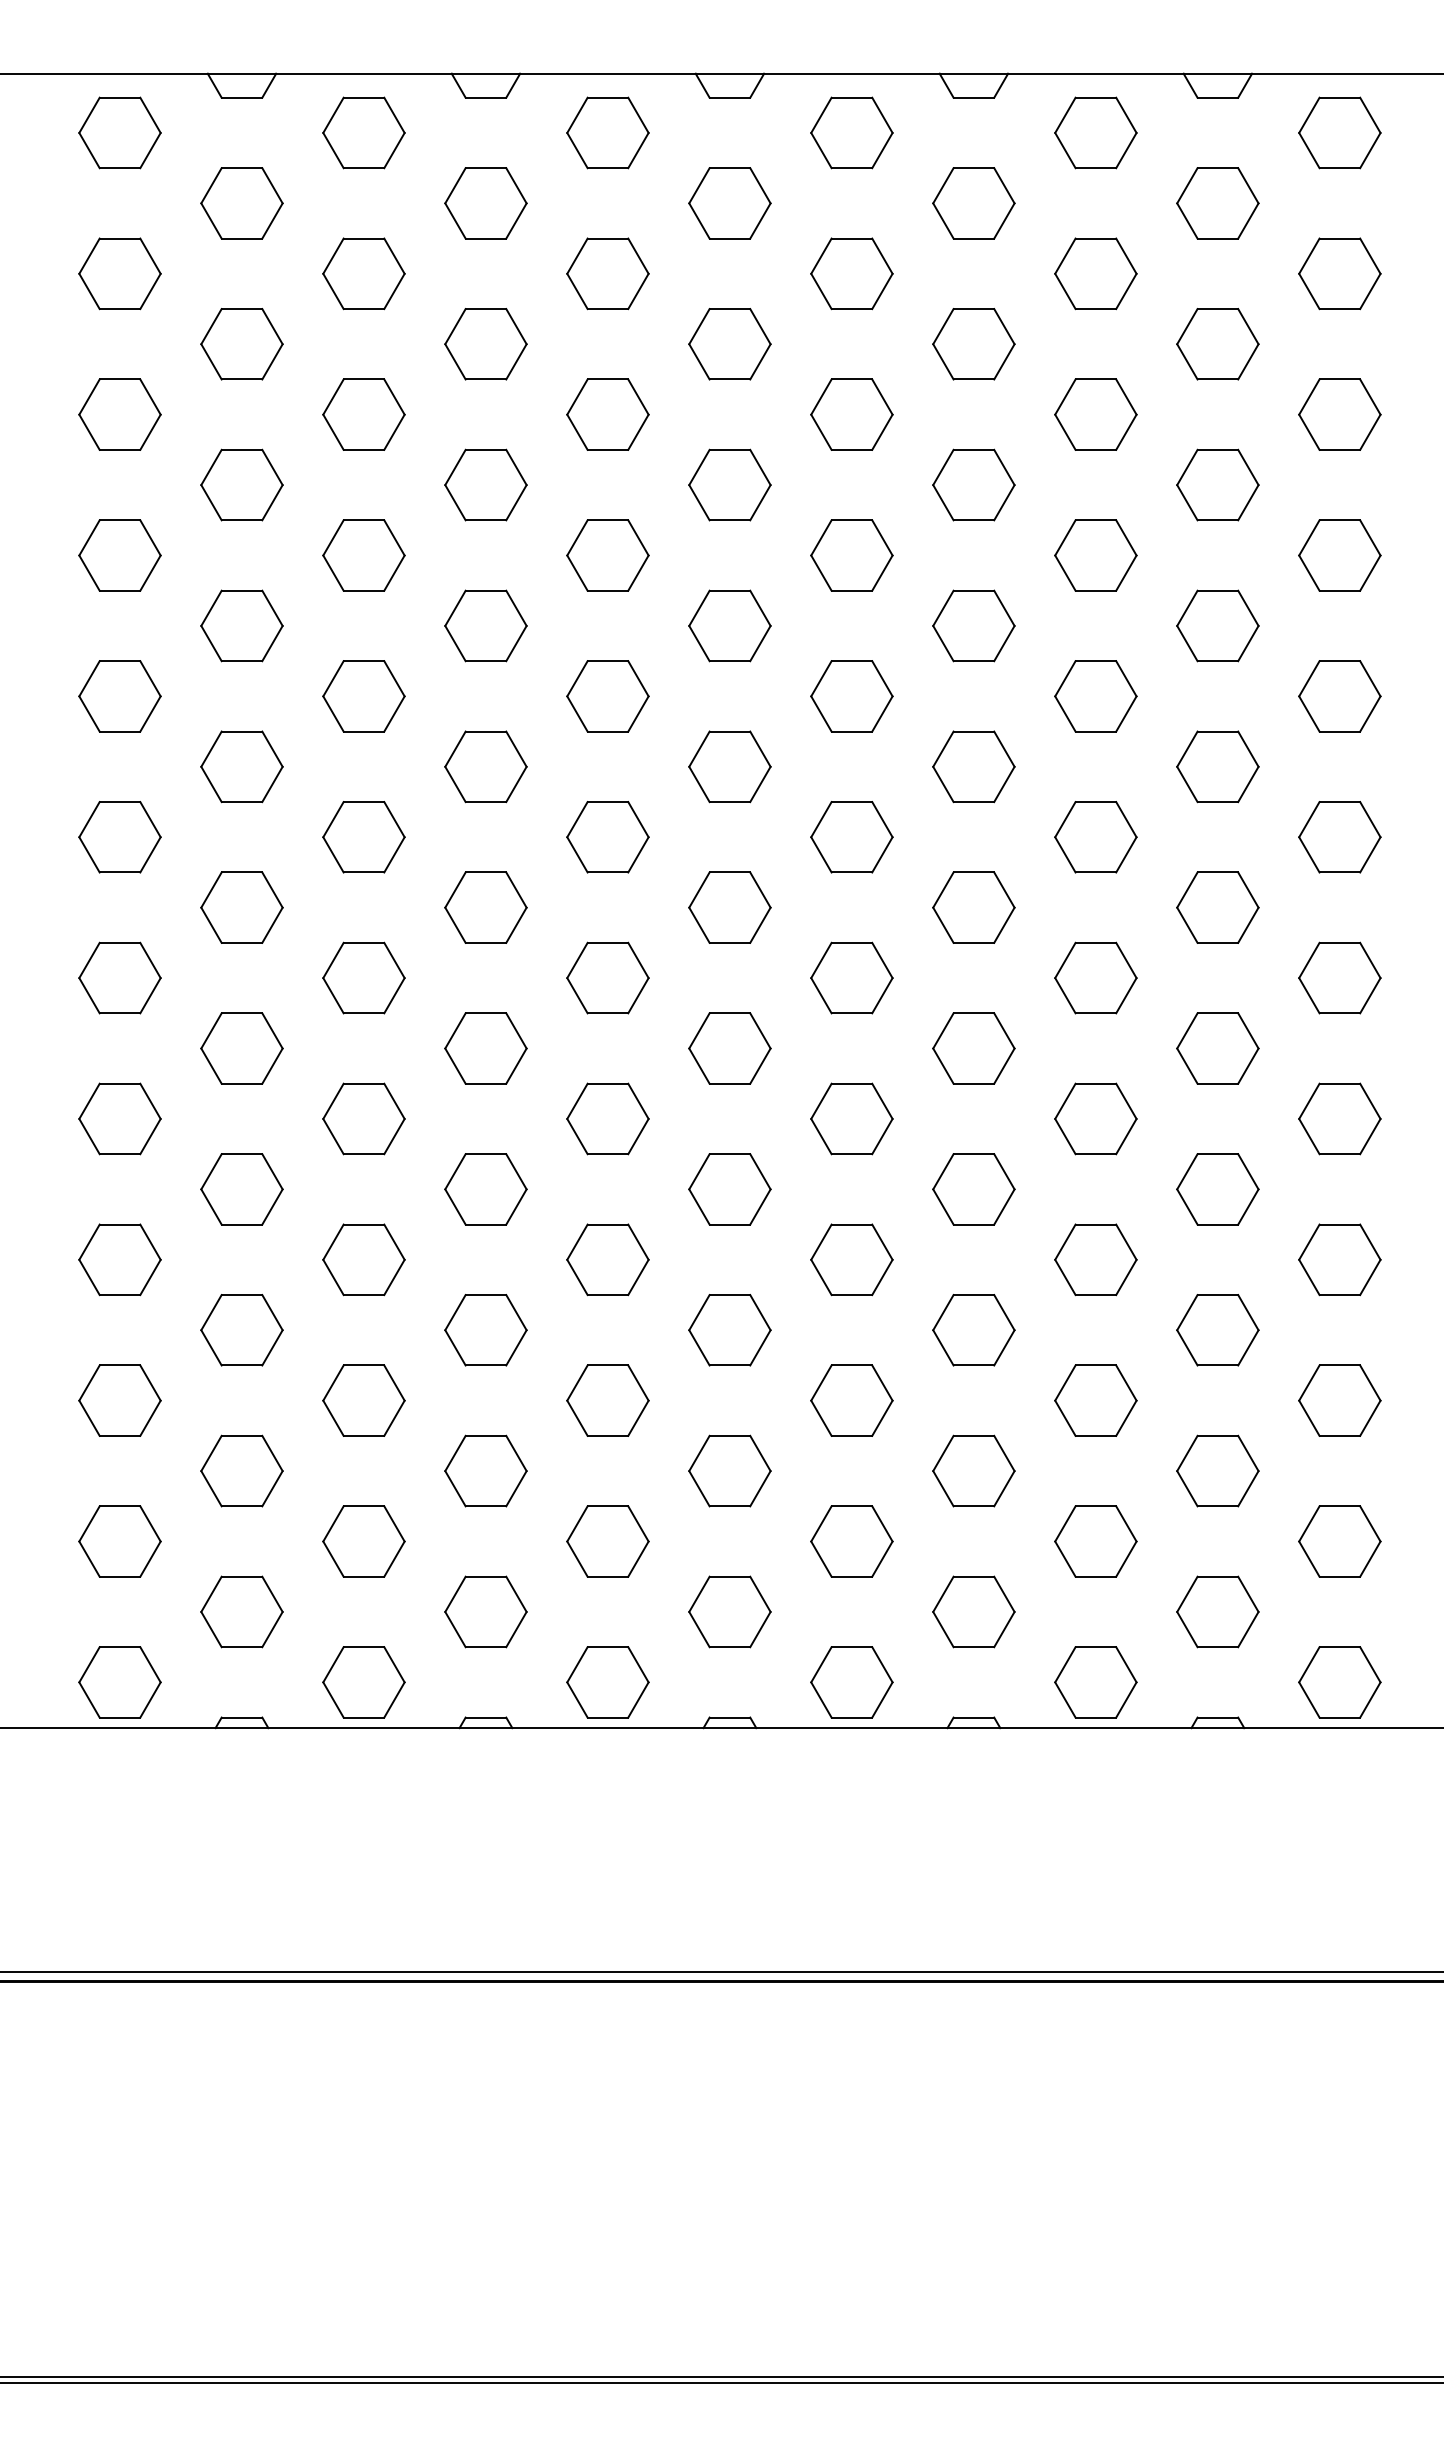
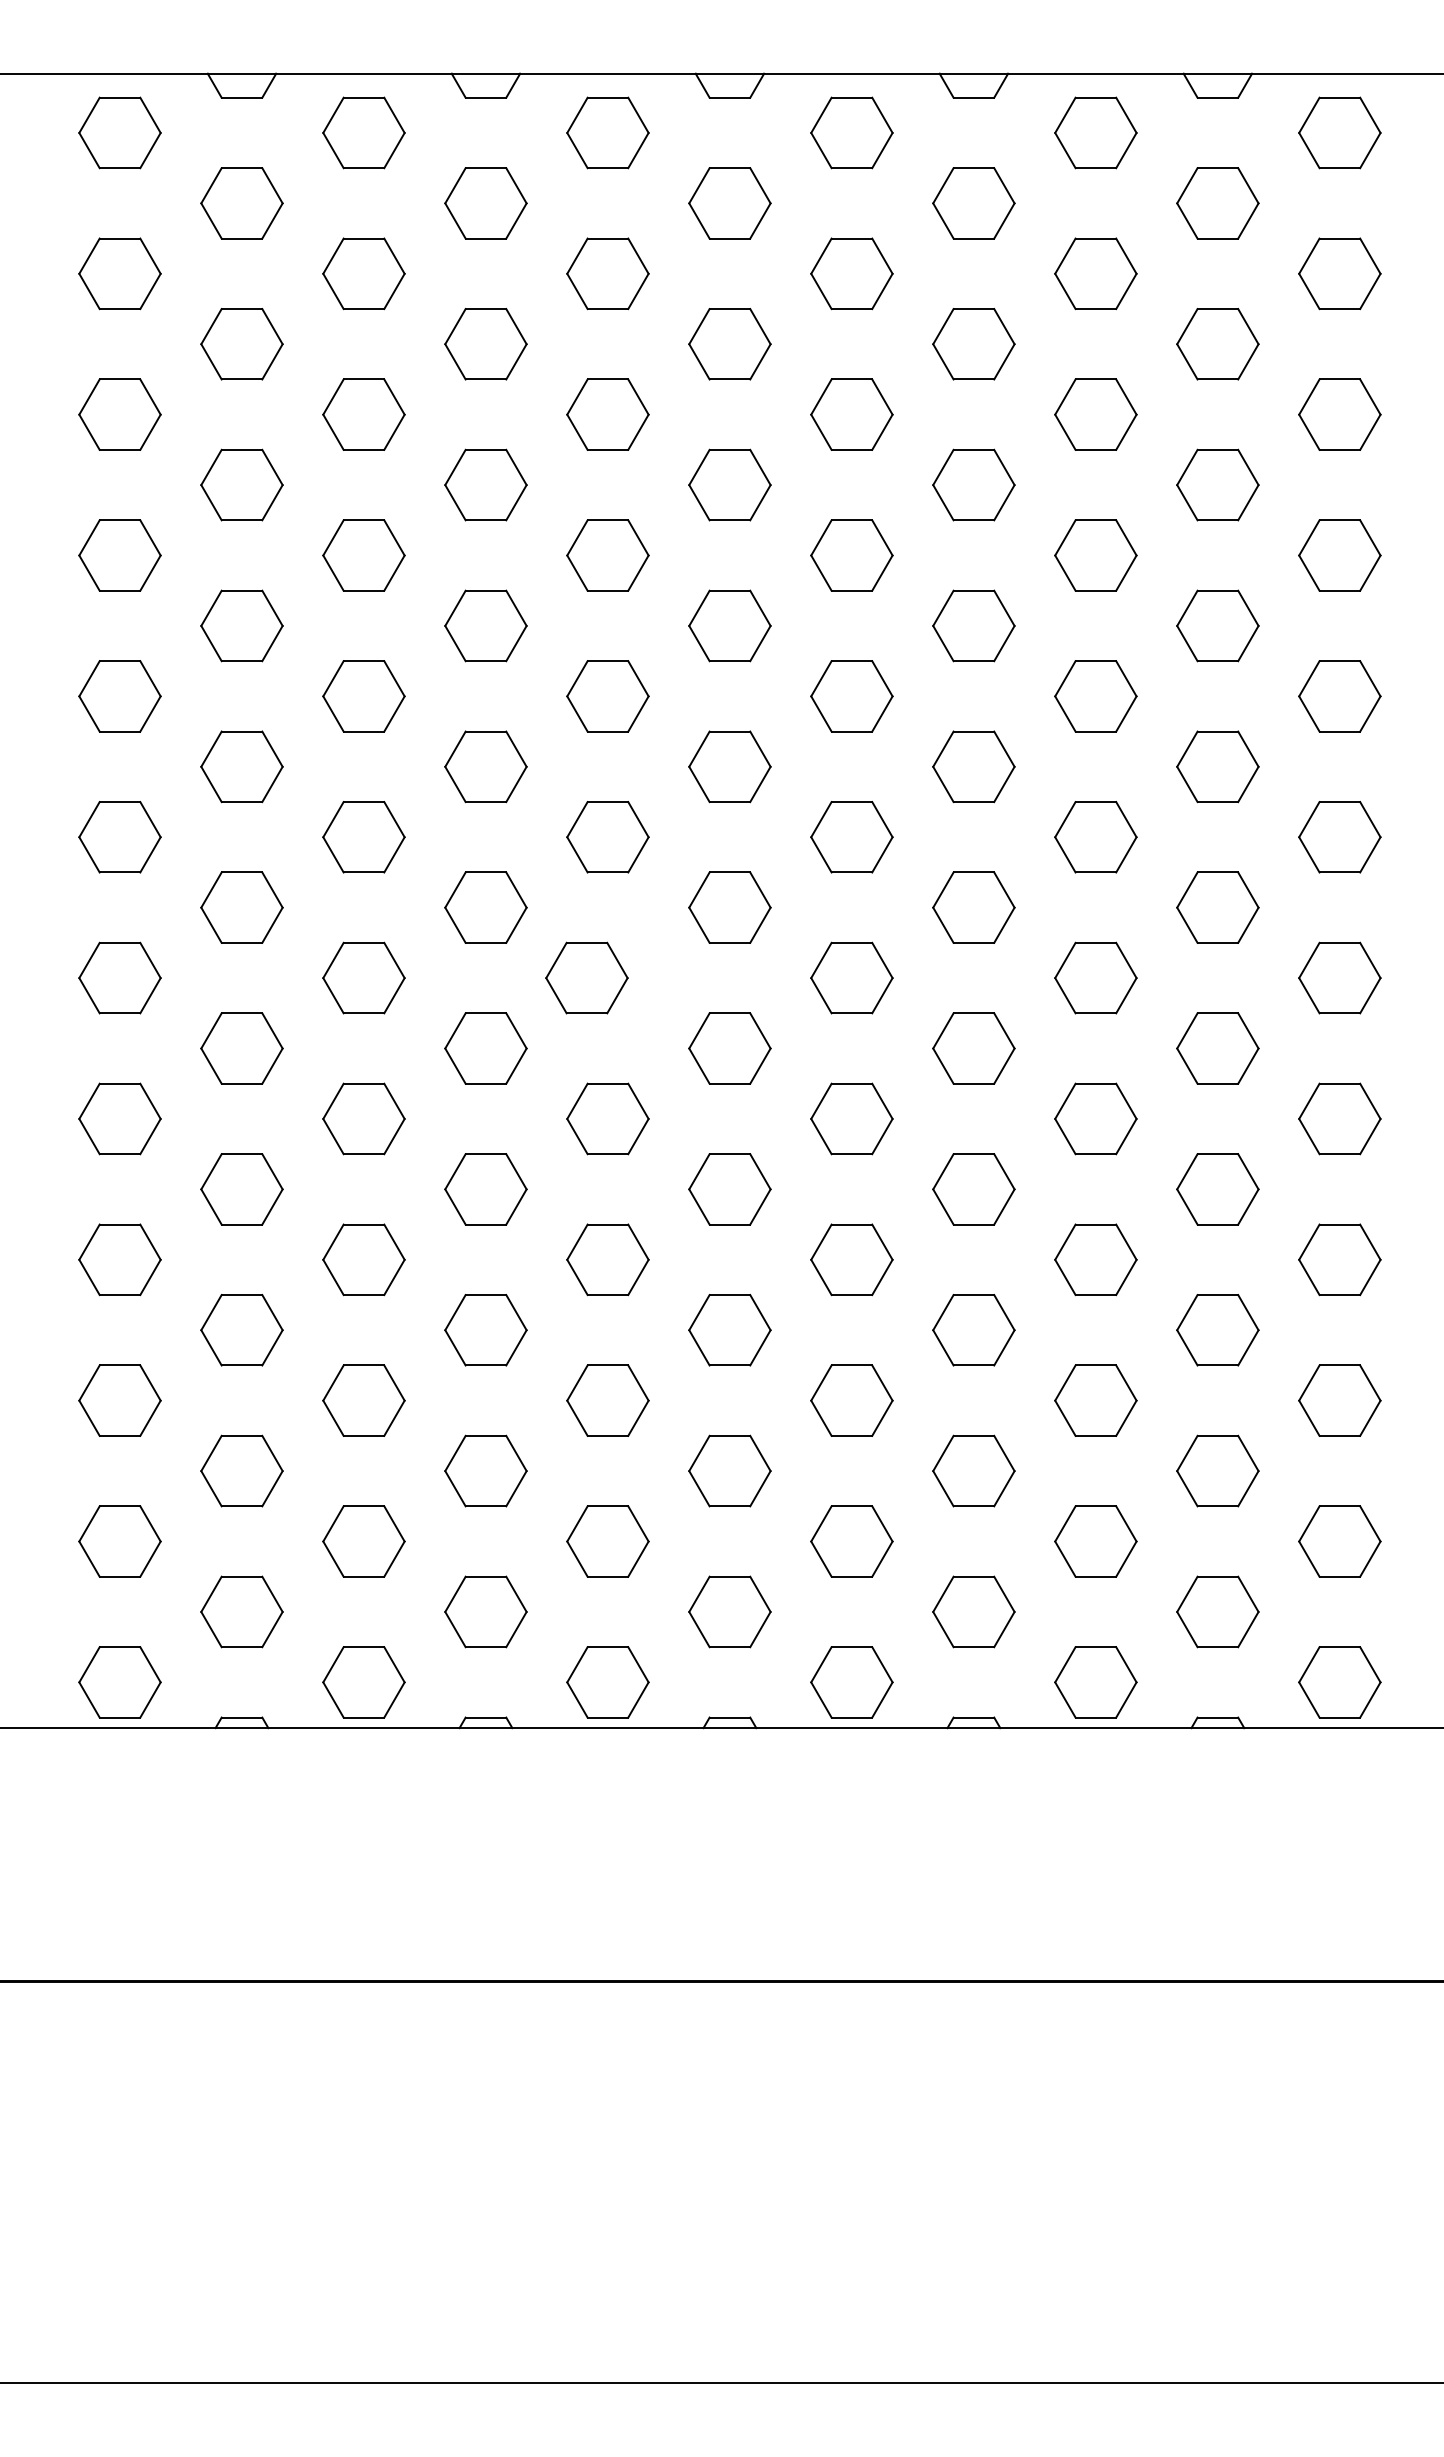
part position: (607, 977) -> (586, 977) (586, 977)
line: present -> none (721, 1971)
line: present -> none (721, 2377)
